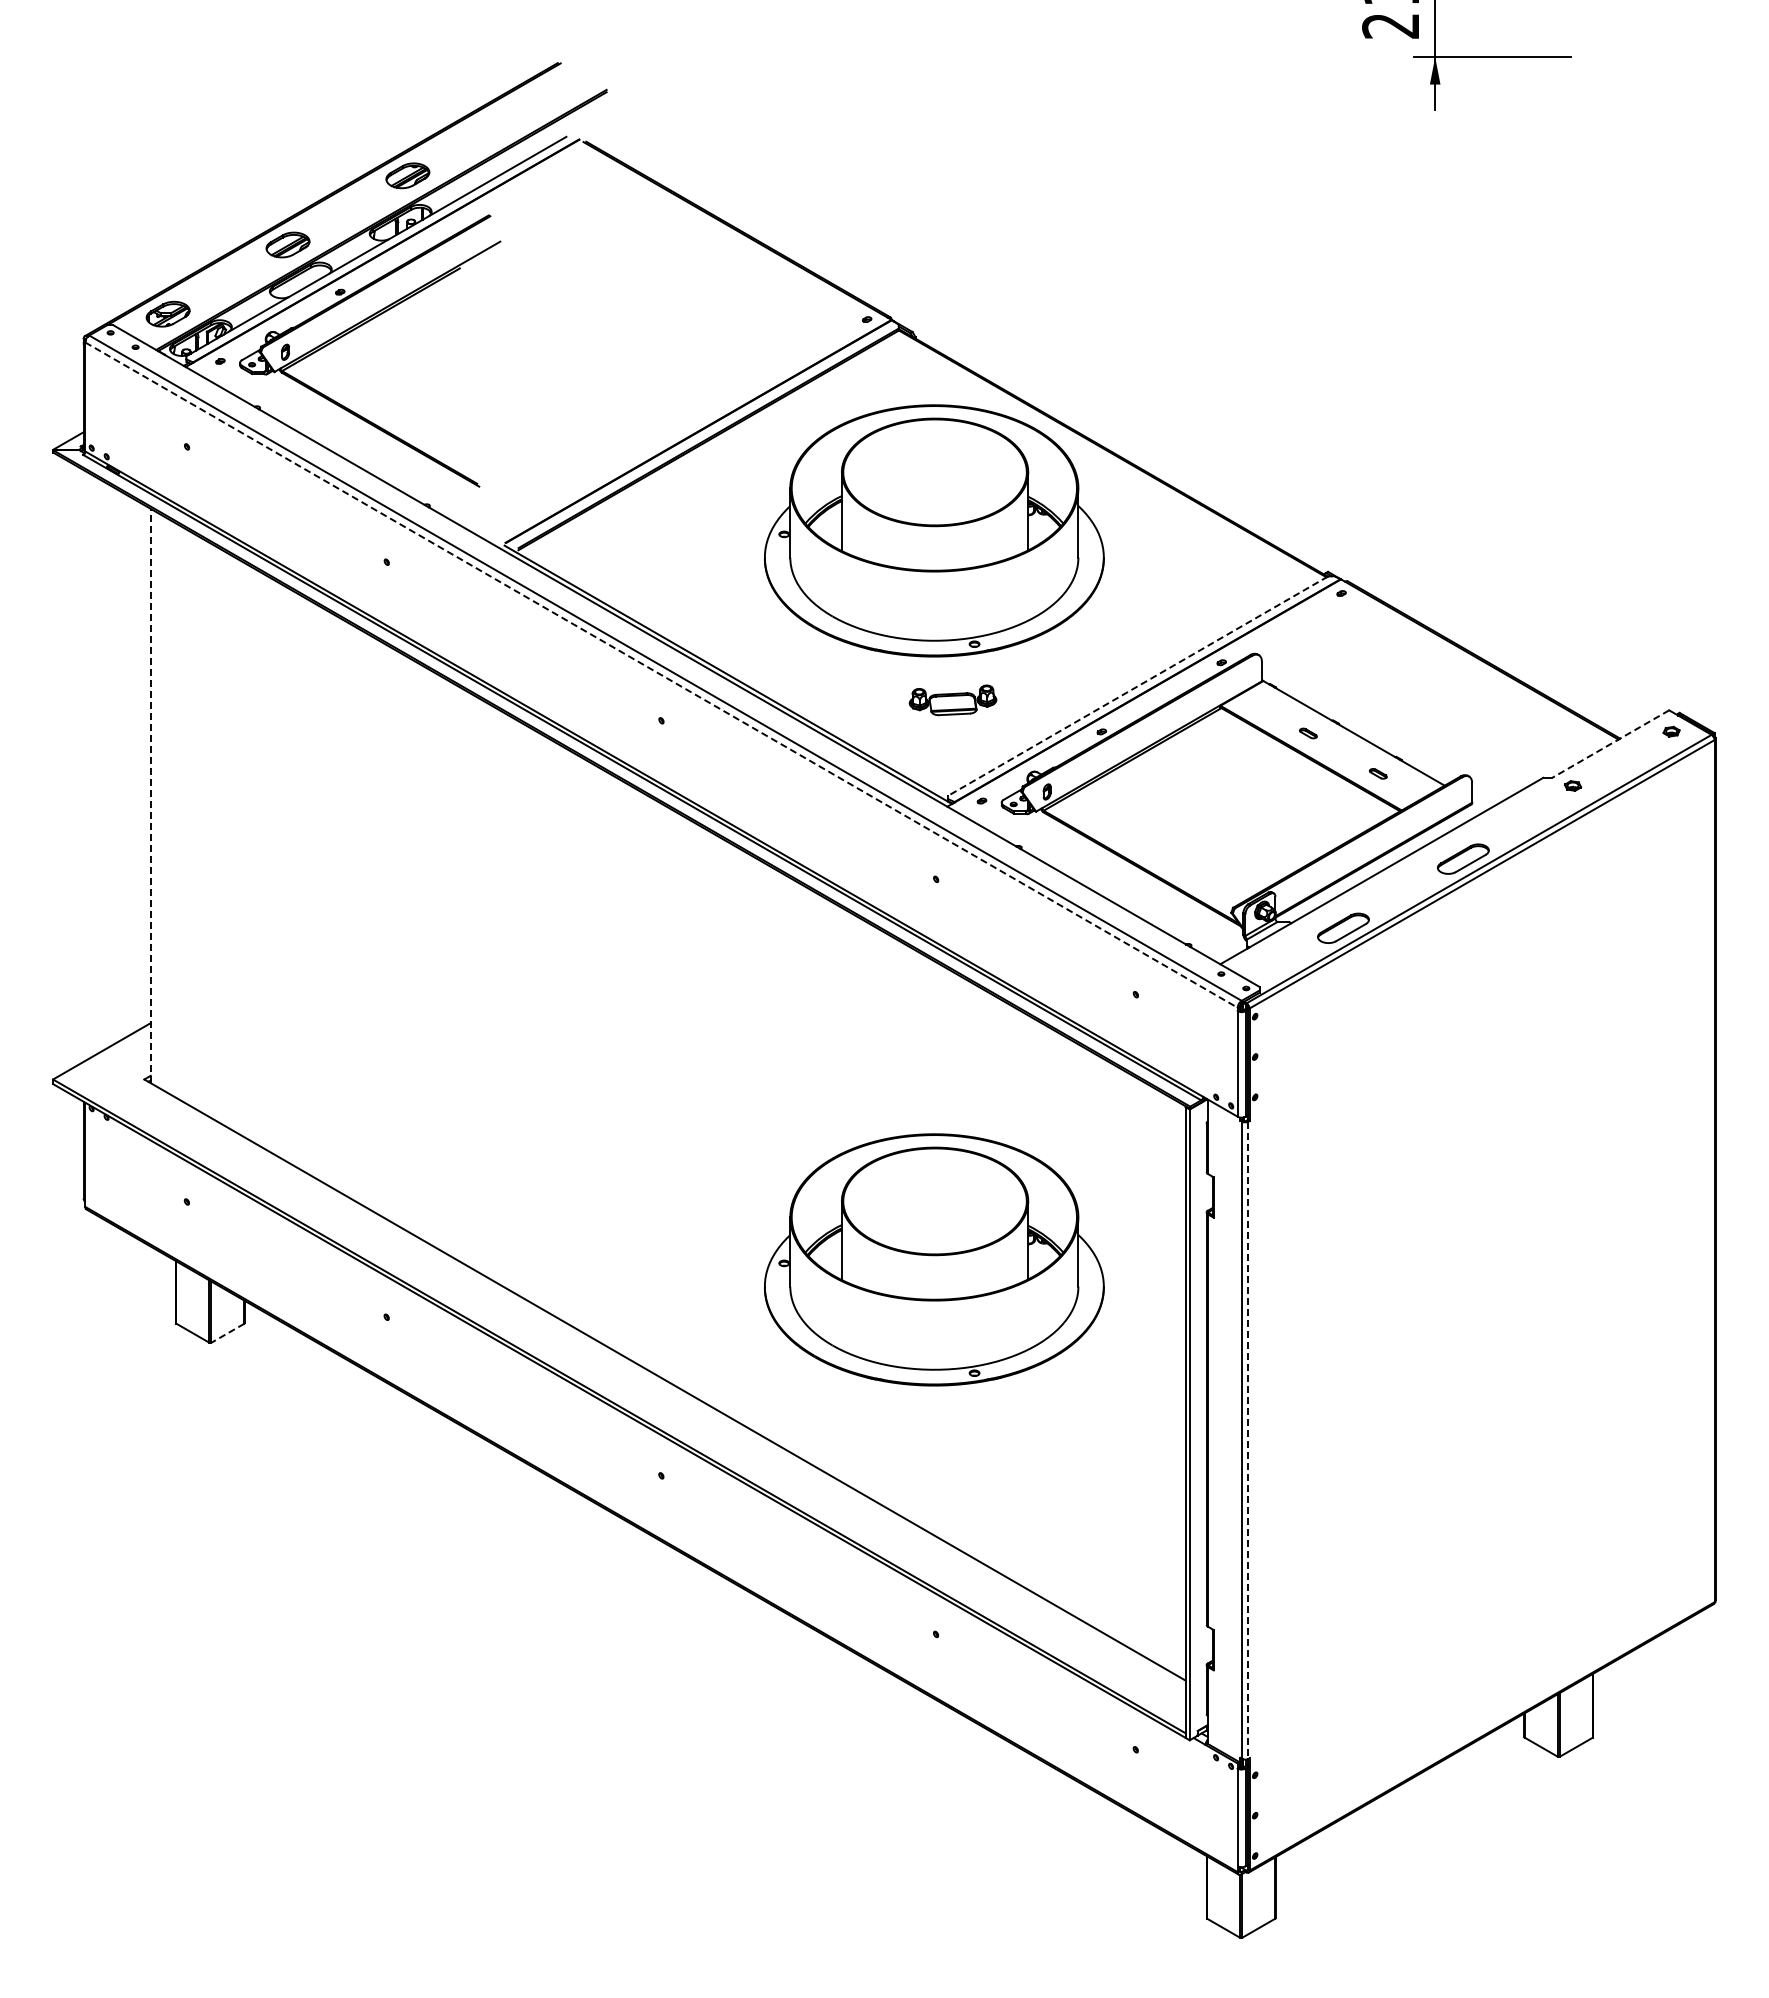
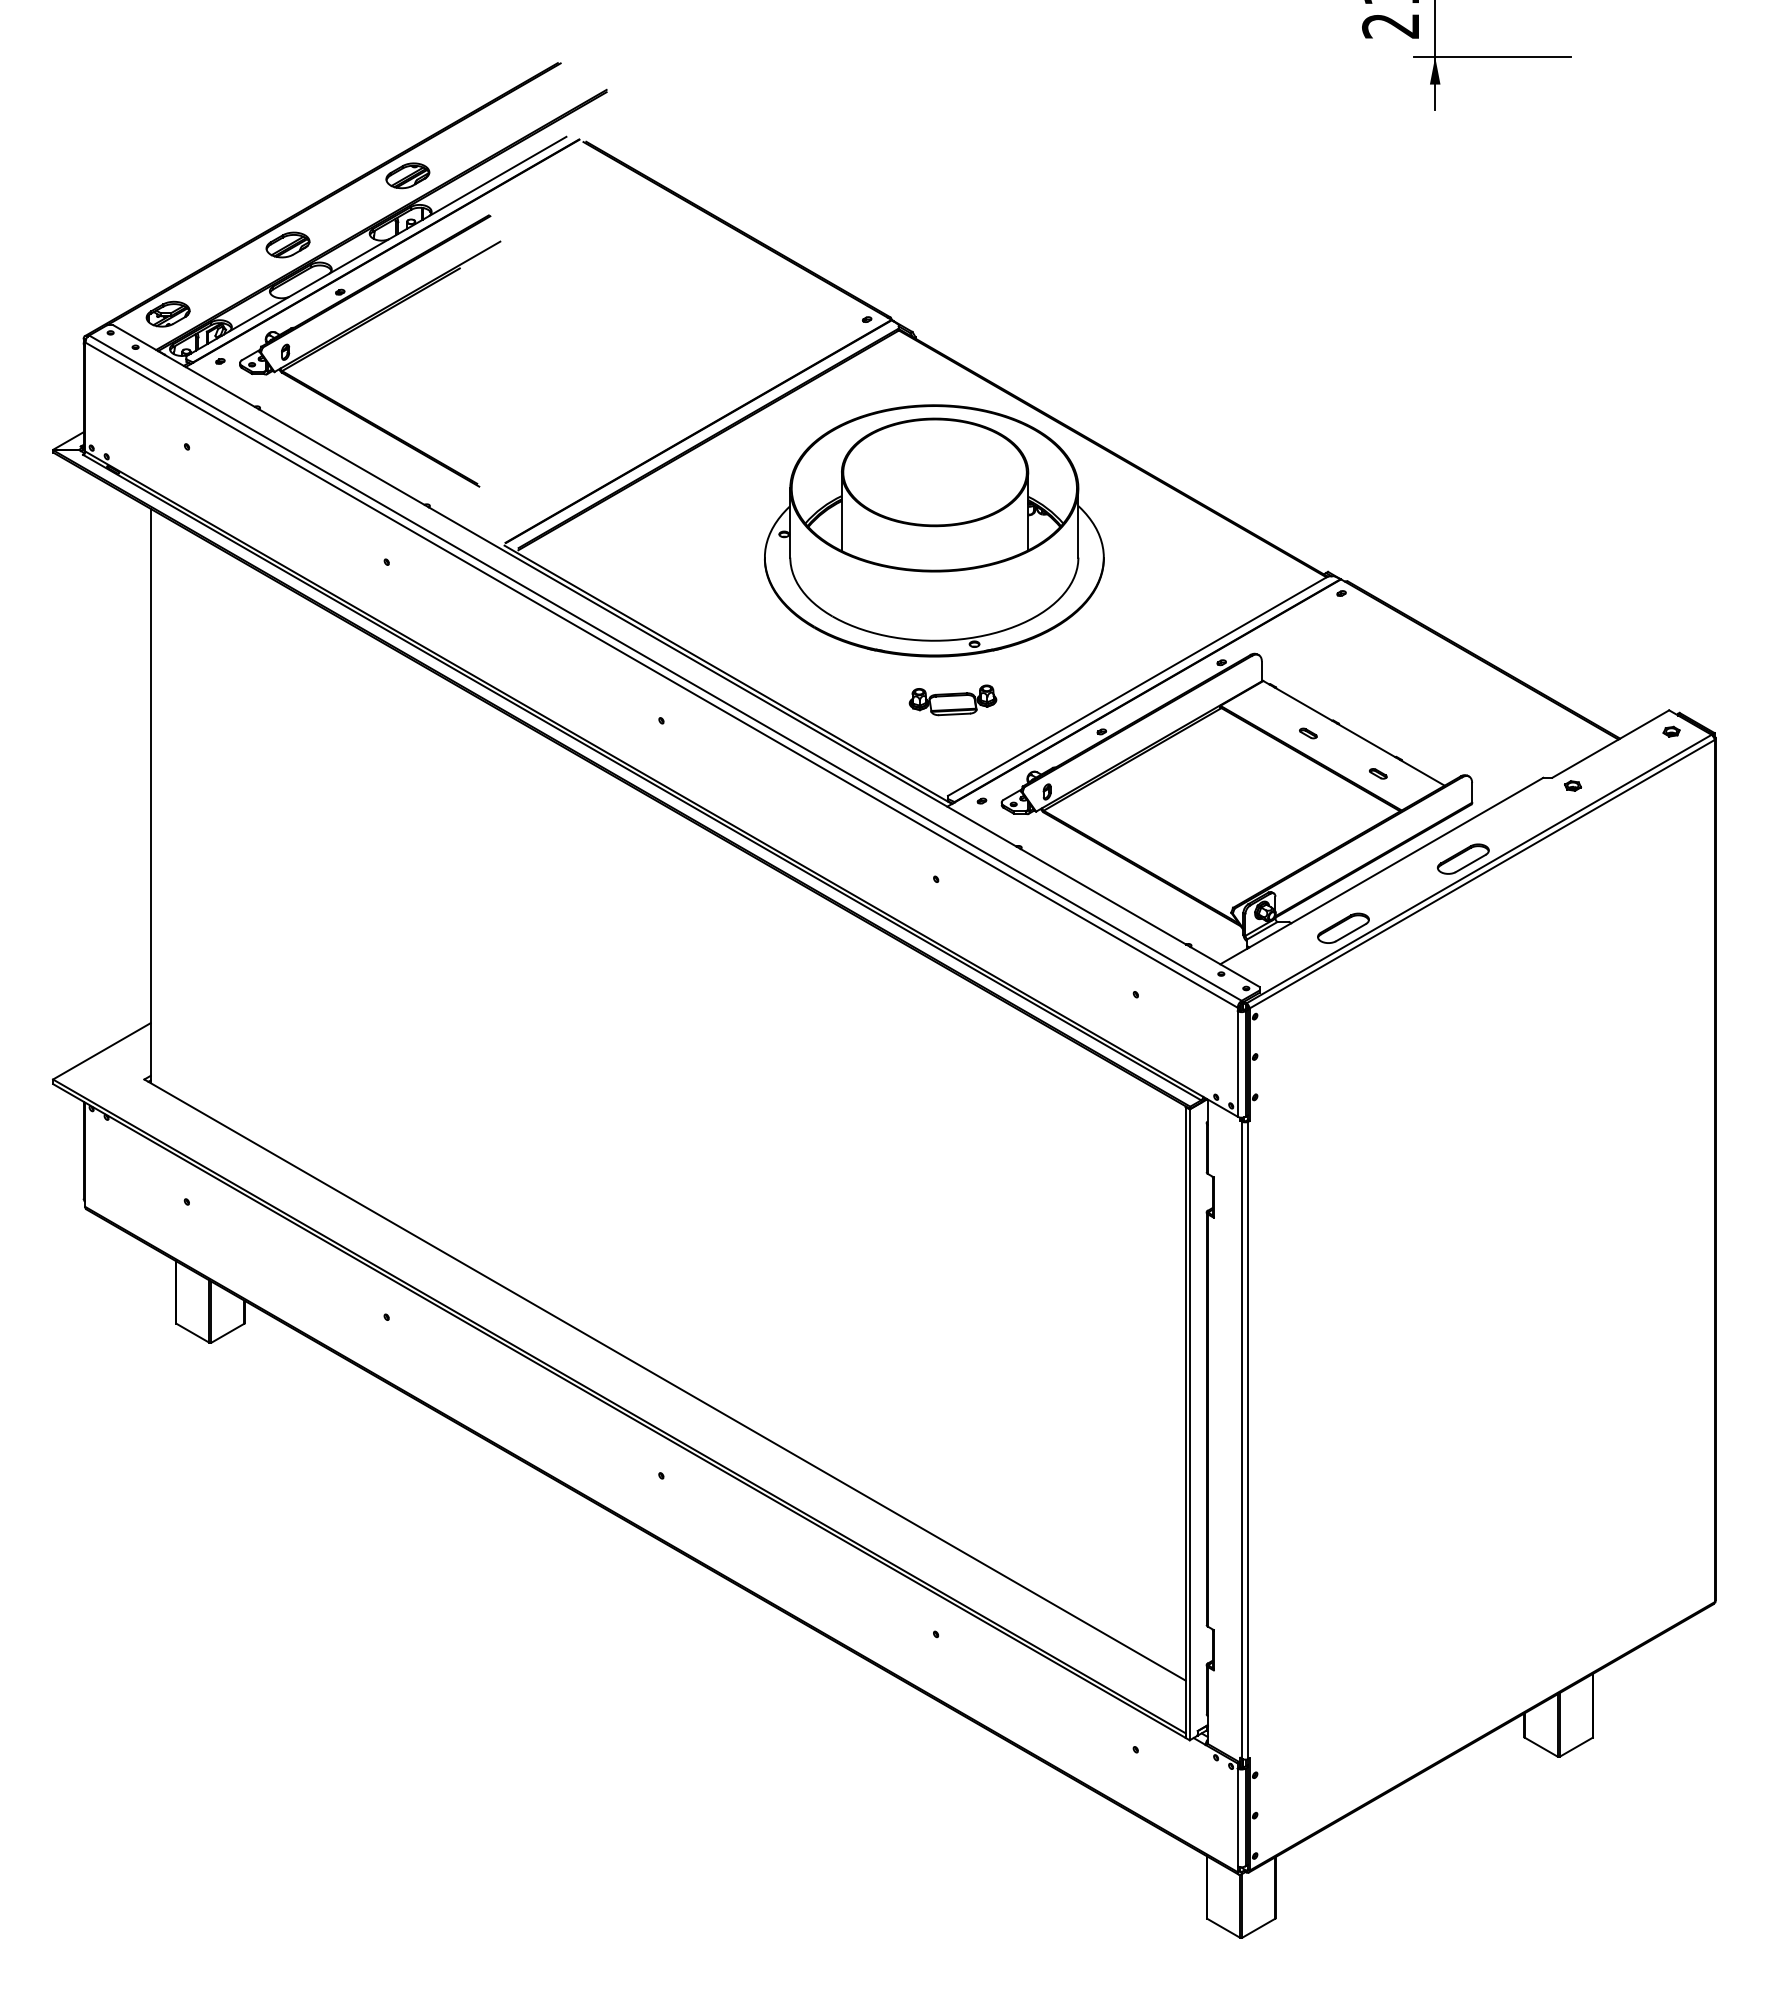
line: dashed -> solid (661, 675)
line: dashed -> solid (1137, 686)
line: dashed -> solid (1610, 744)
line: dashed -> solid (150, 795)
part: present -> none (934, 1259)
line: dashed -> solid (227, 1333)
line: dashed -> solid (1248, 1440)
